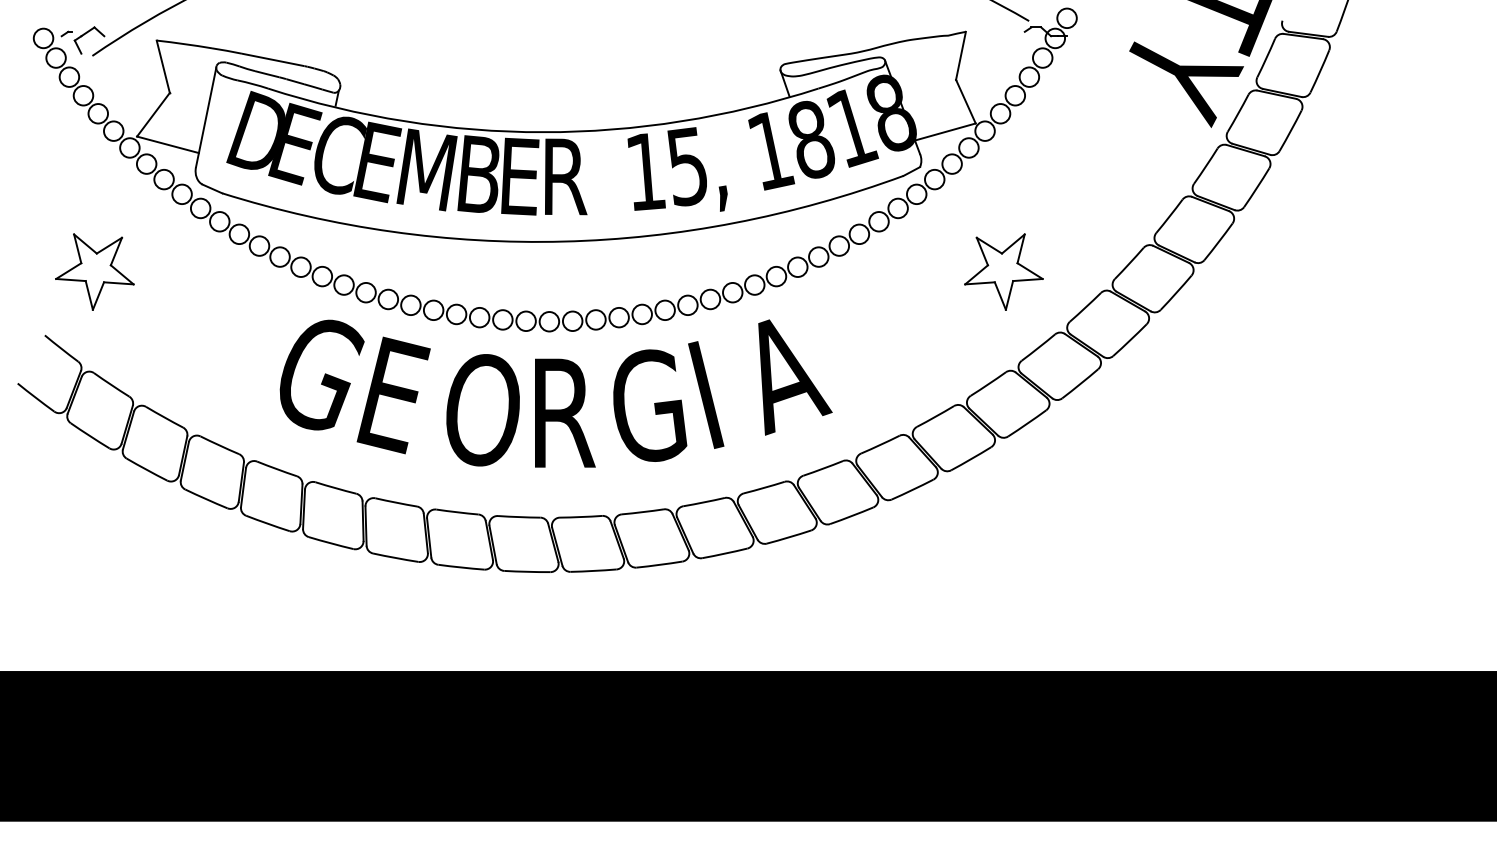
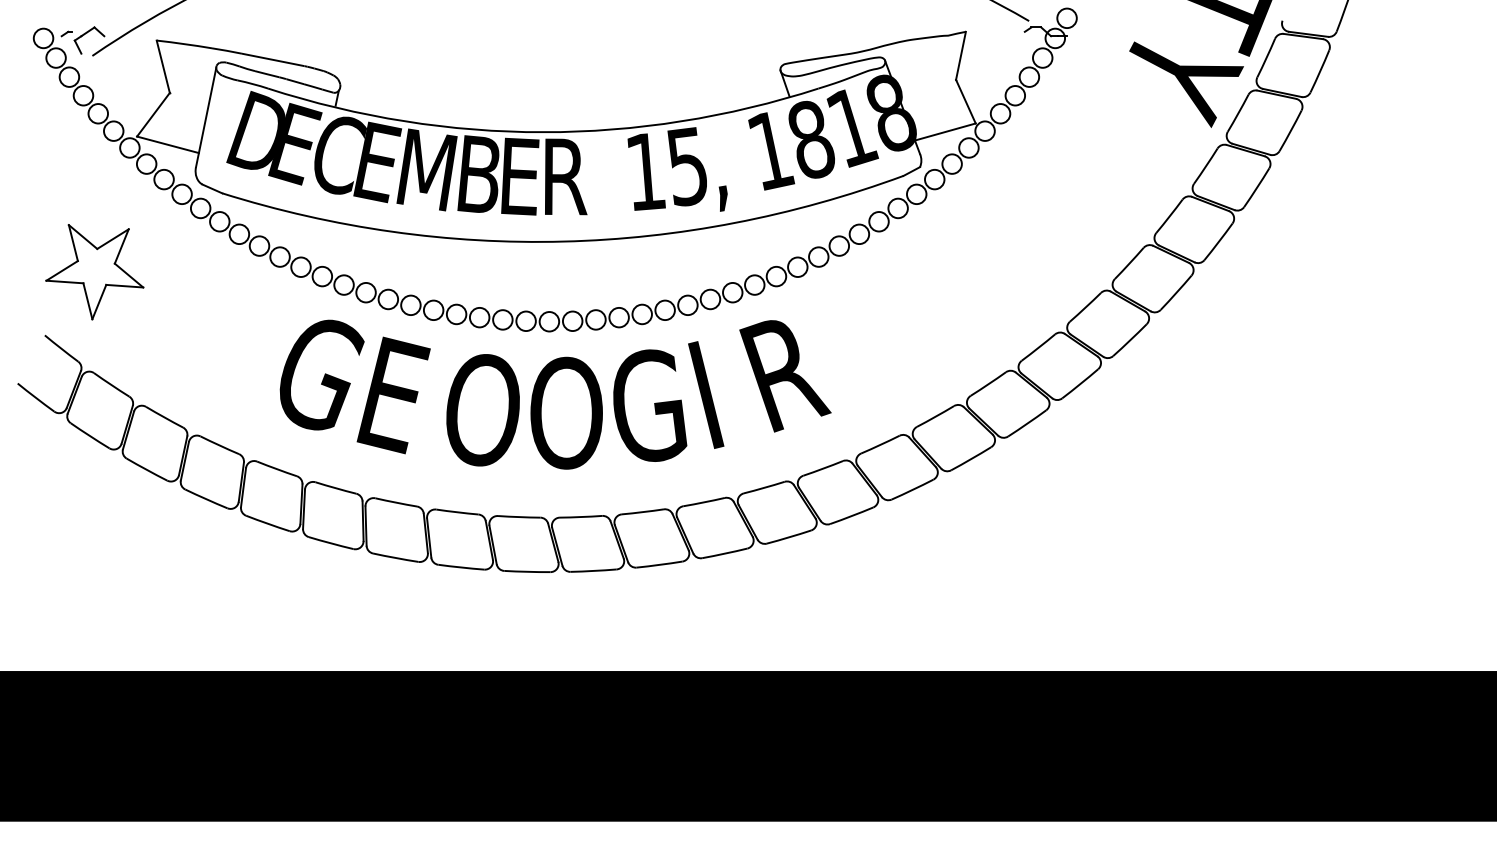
part size: 80x78 px -> 100x97 px (94, 272)
part: present -> none (1003, 271)
text: A -> R (785, 377)
text: R -> O (566, 412)
